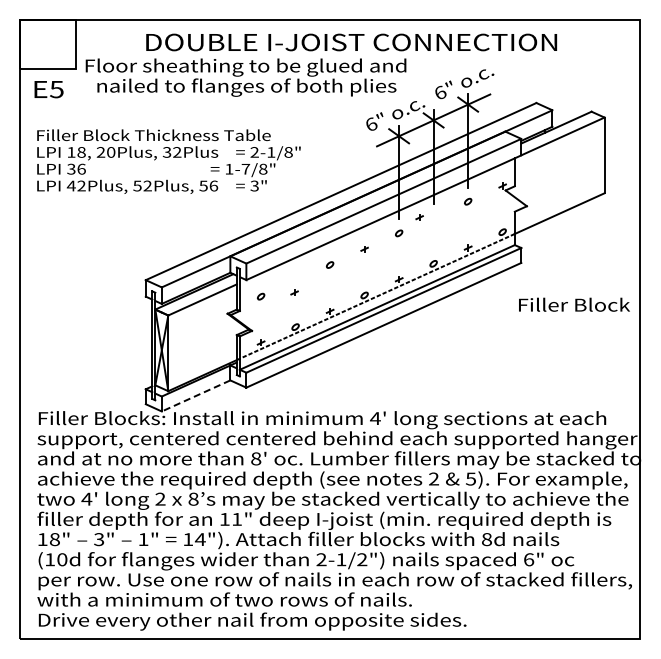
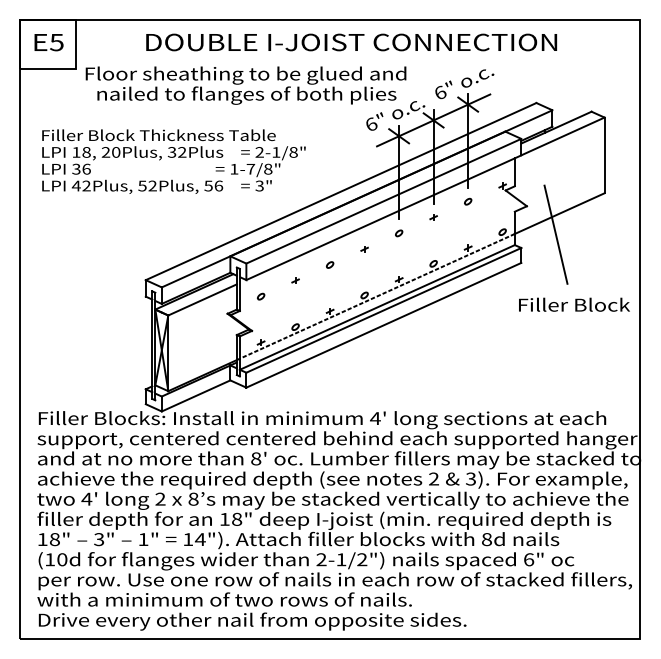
text position: (245, 77) -> (245, 85) (245, 85)
text position: (48, 89) -> (48, 42) (48, 42)
text position: (168, 161) -> (173, 161) (173, 161)
part position: (419, 217) -> (433, 217) (433, 217)
line: none -> present (555, 234)
part position: (294, 292) -> (295, 280) (295, 280)
line: dashed -> solid (196, 395)
text: 5). -> 3). (470, 478)
text: 11" -> 18" (237, 518)
